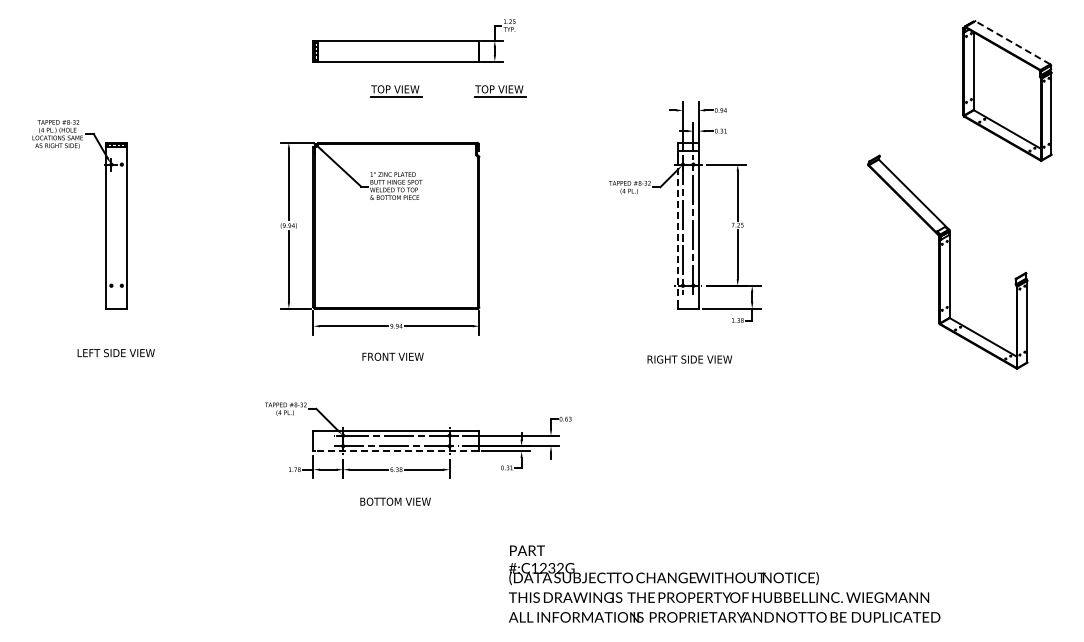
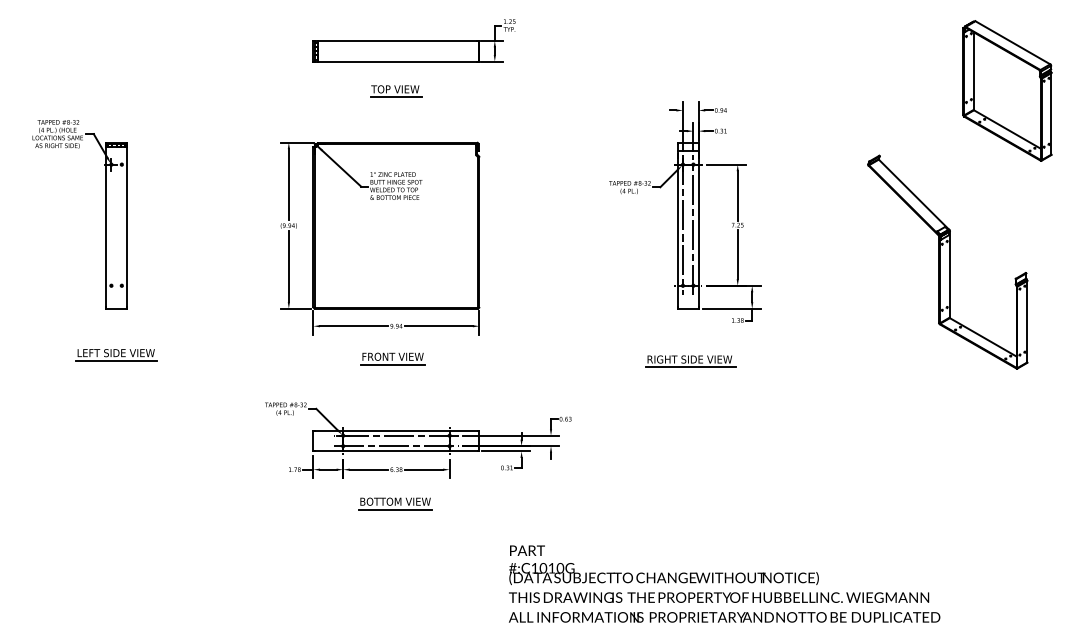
line: dashed -> solid (1012, 42)
part: present -> none (500, 91)
line: dashed -> solid (677, 232)
line: none -> present (116, 361)
line: none -> present (392, 364)
line: none -> present (690, 367)
line: dashed -> solid (395, 451)
line: none -> present (395, 509)
text: #:C1232G -> #:C1010G (551, 568)
